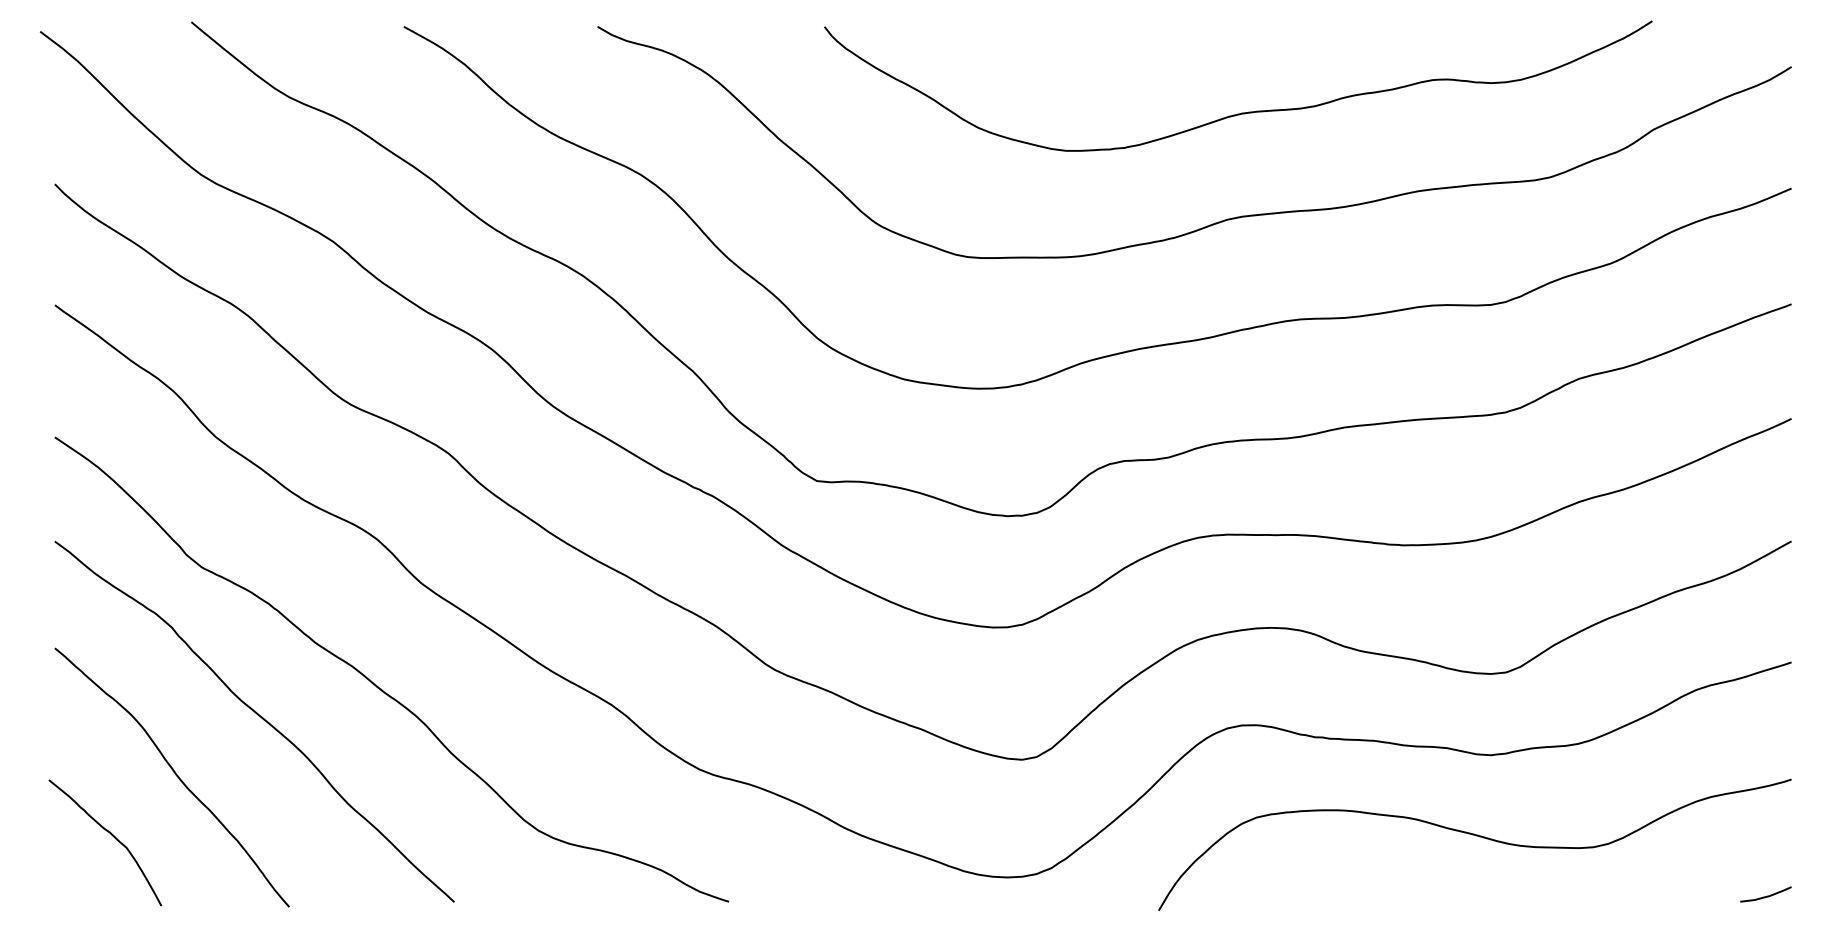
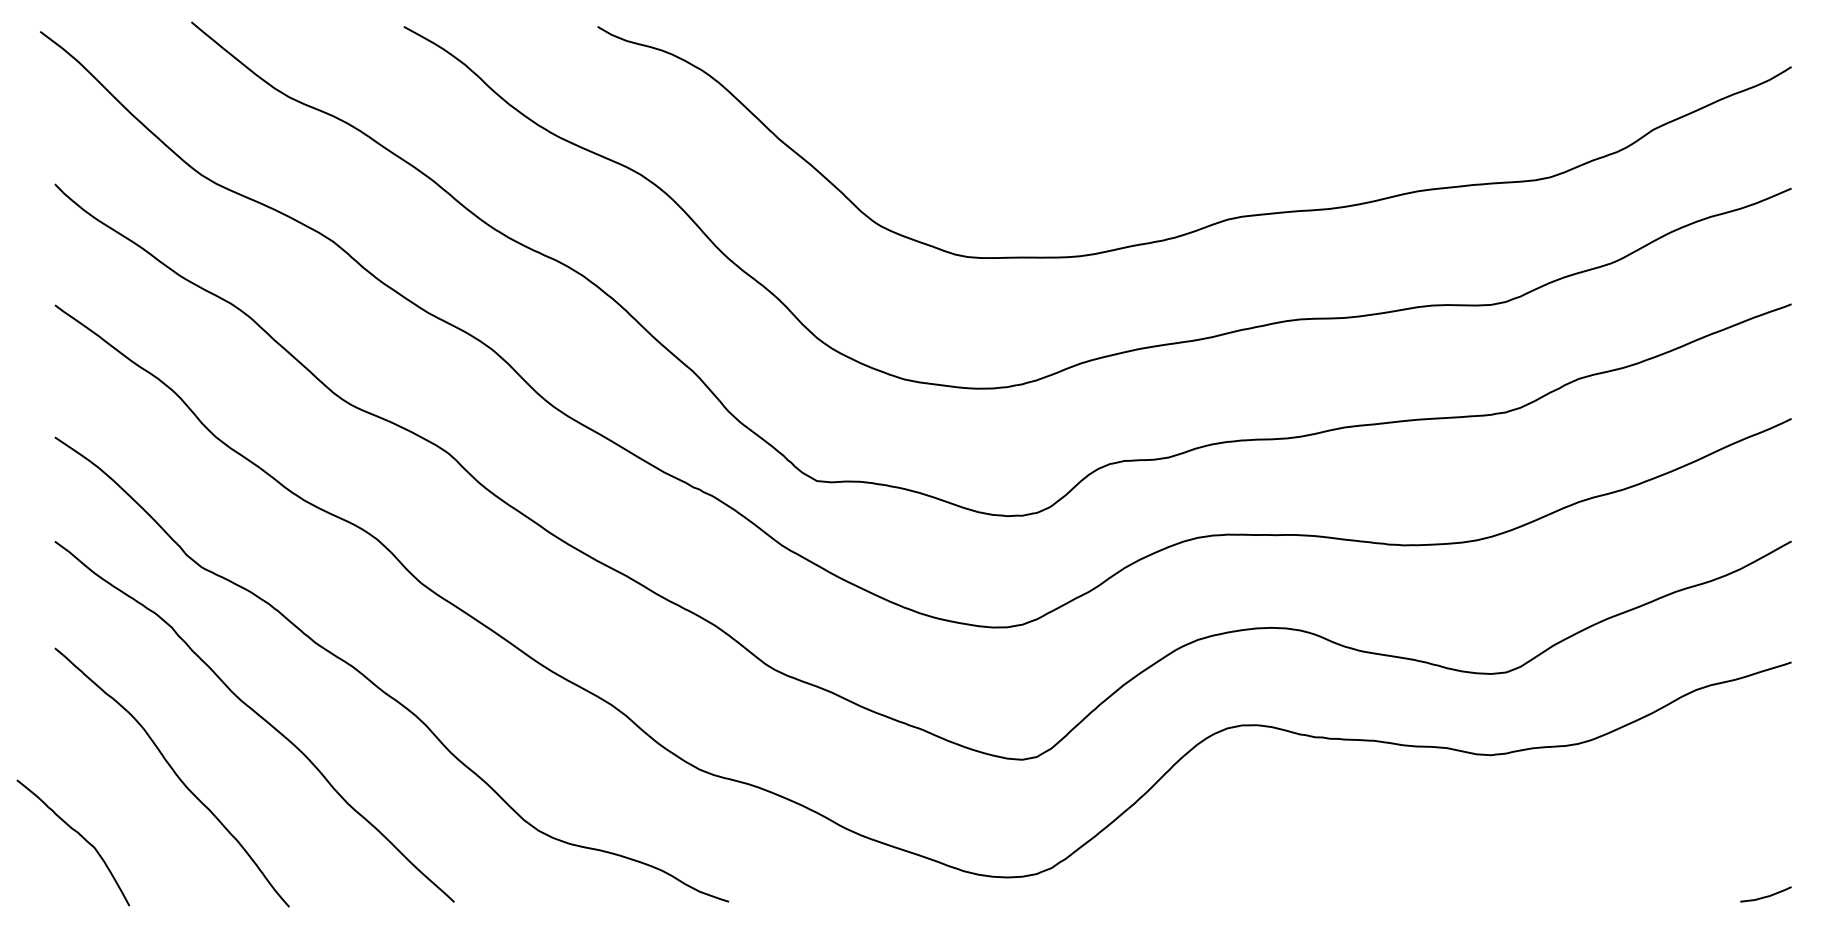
curve: present -> none (1241, 112)
curve position: (111, 835) -> (79, 835) (79, 835)
curve: present -> none (1476, 836)
